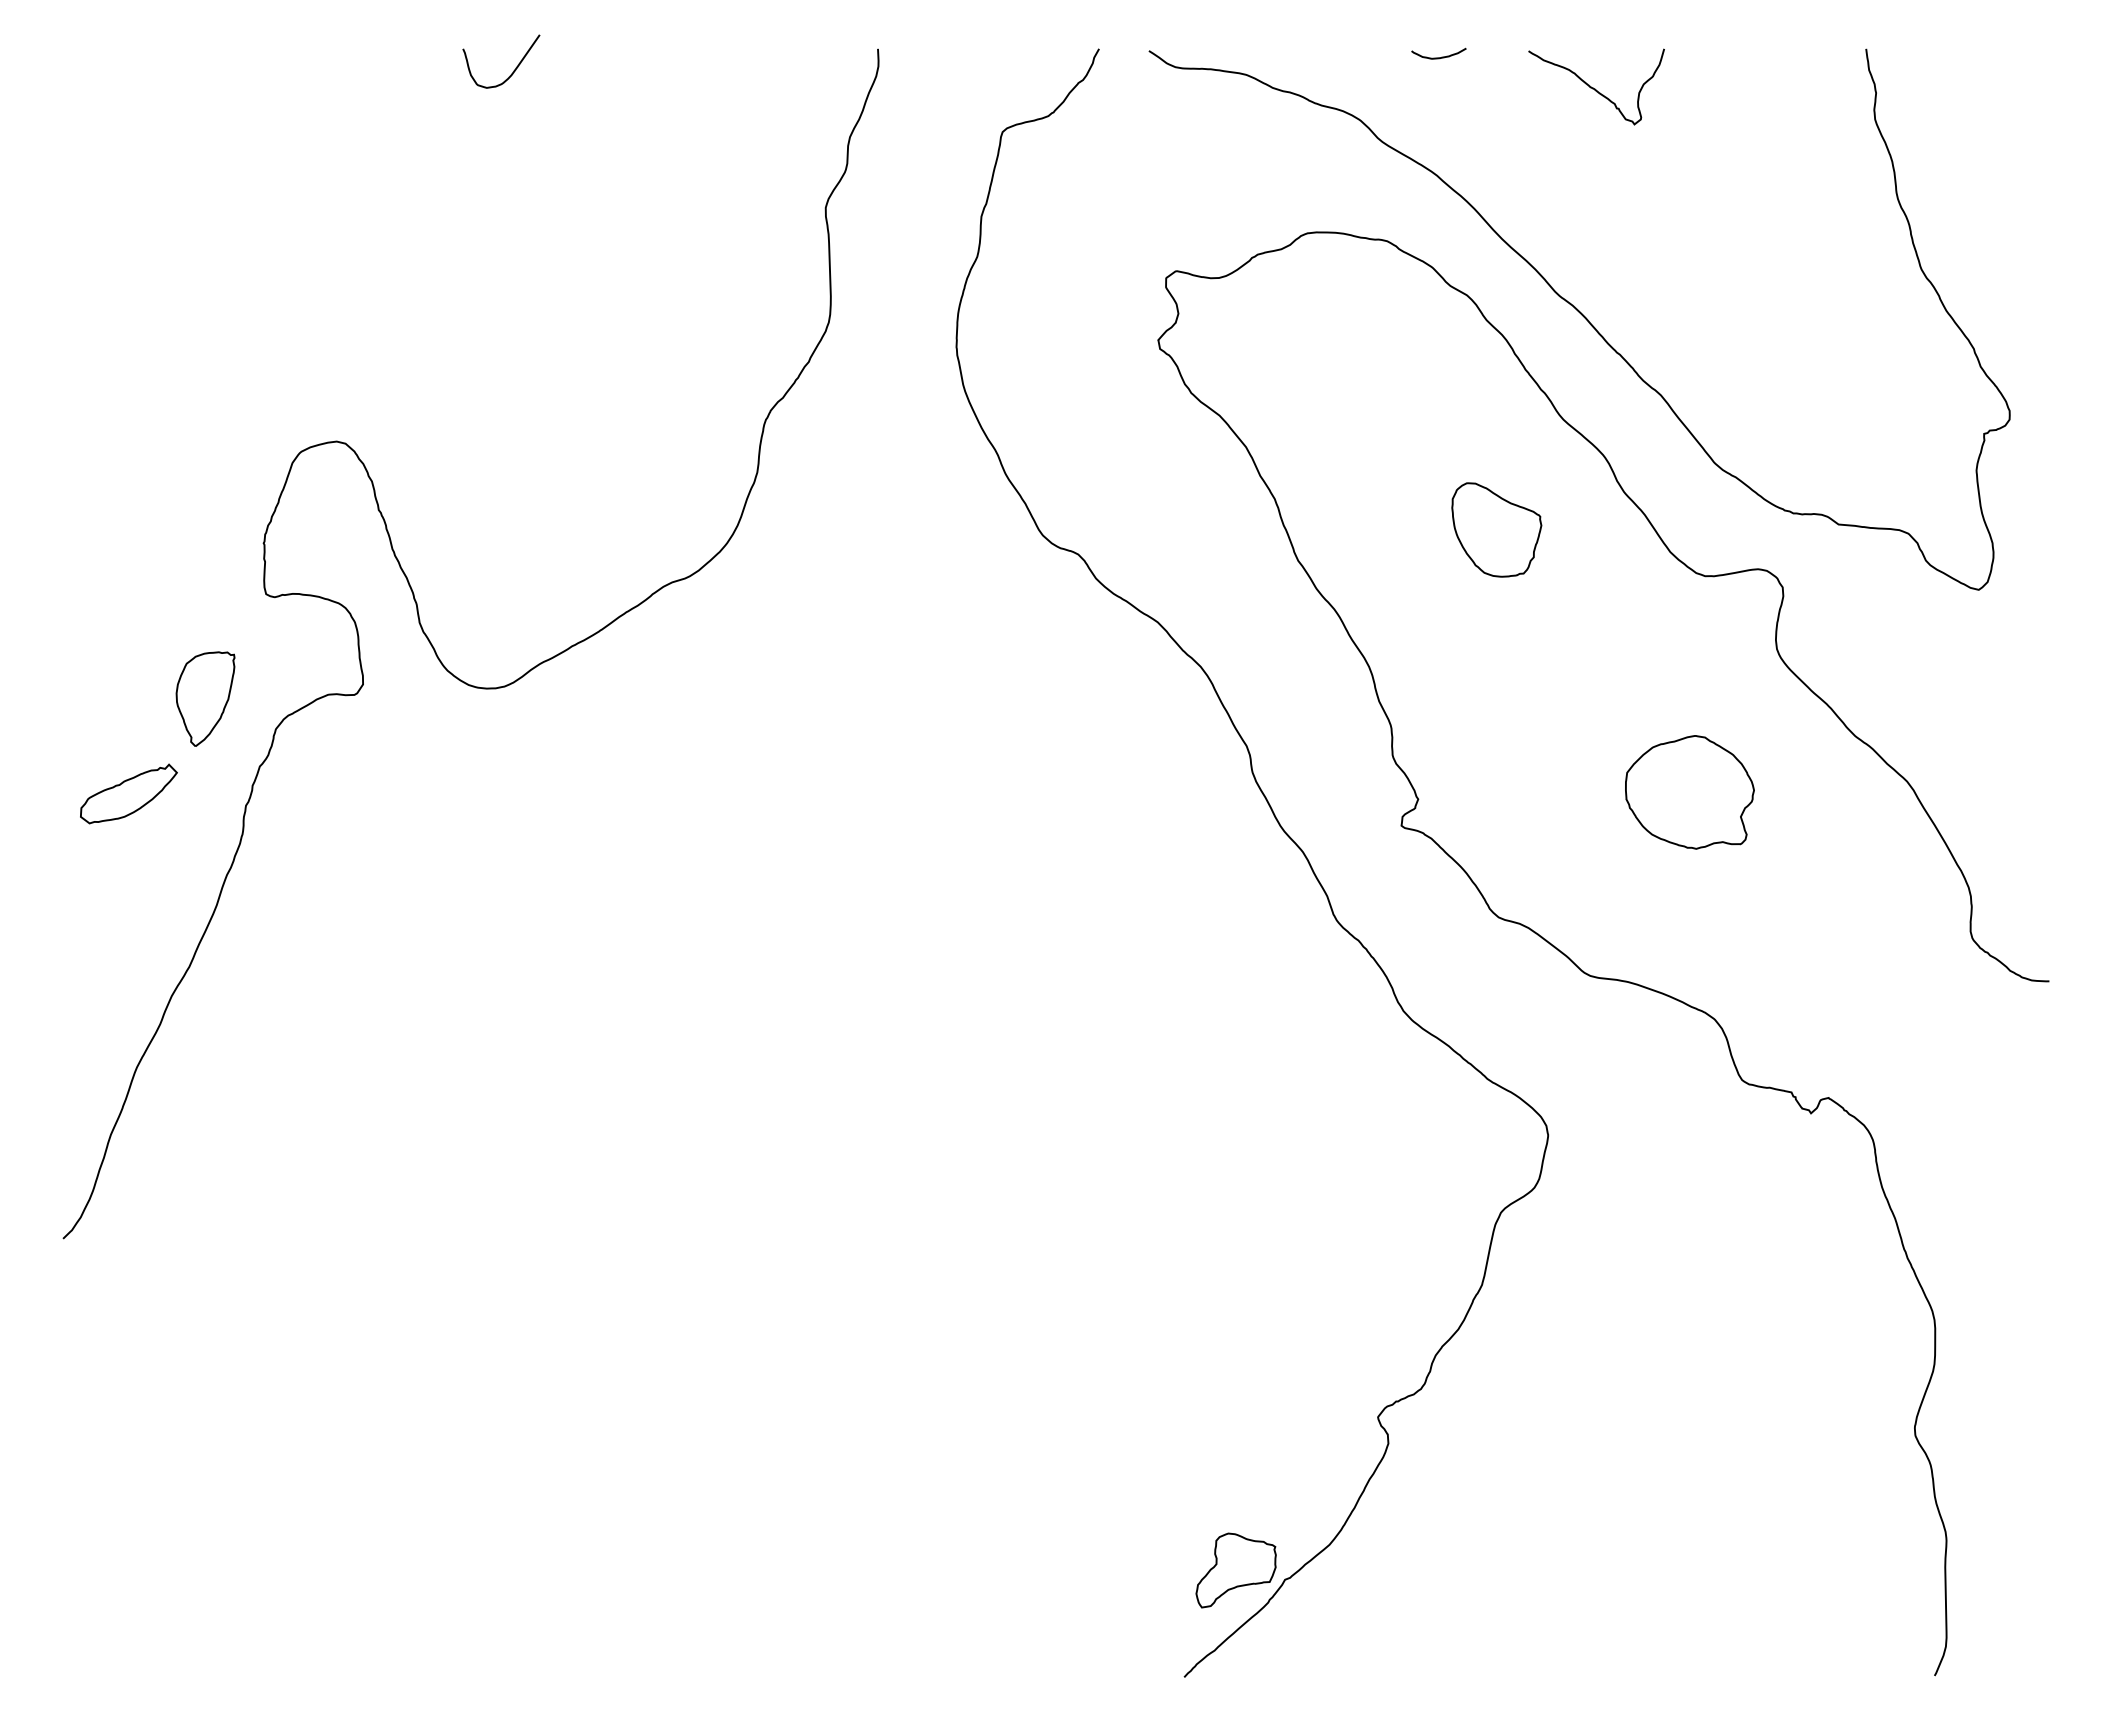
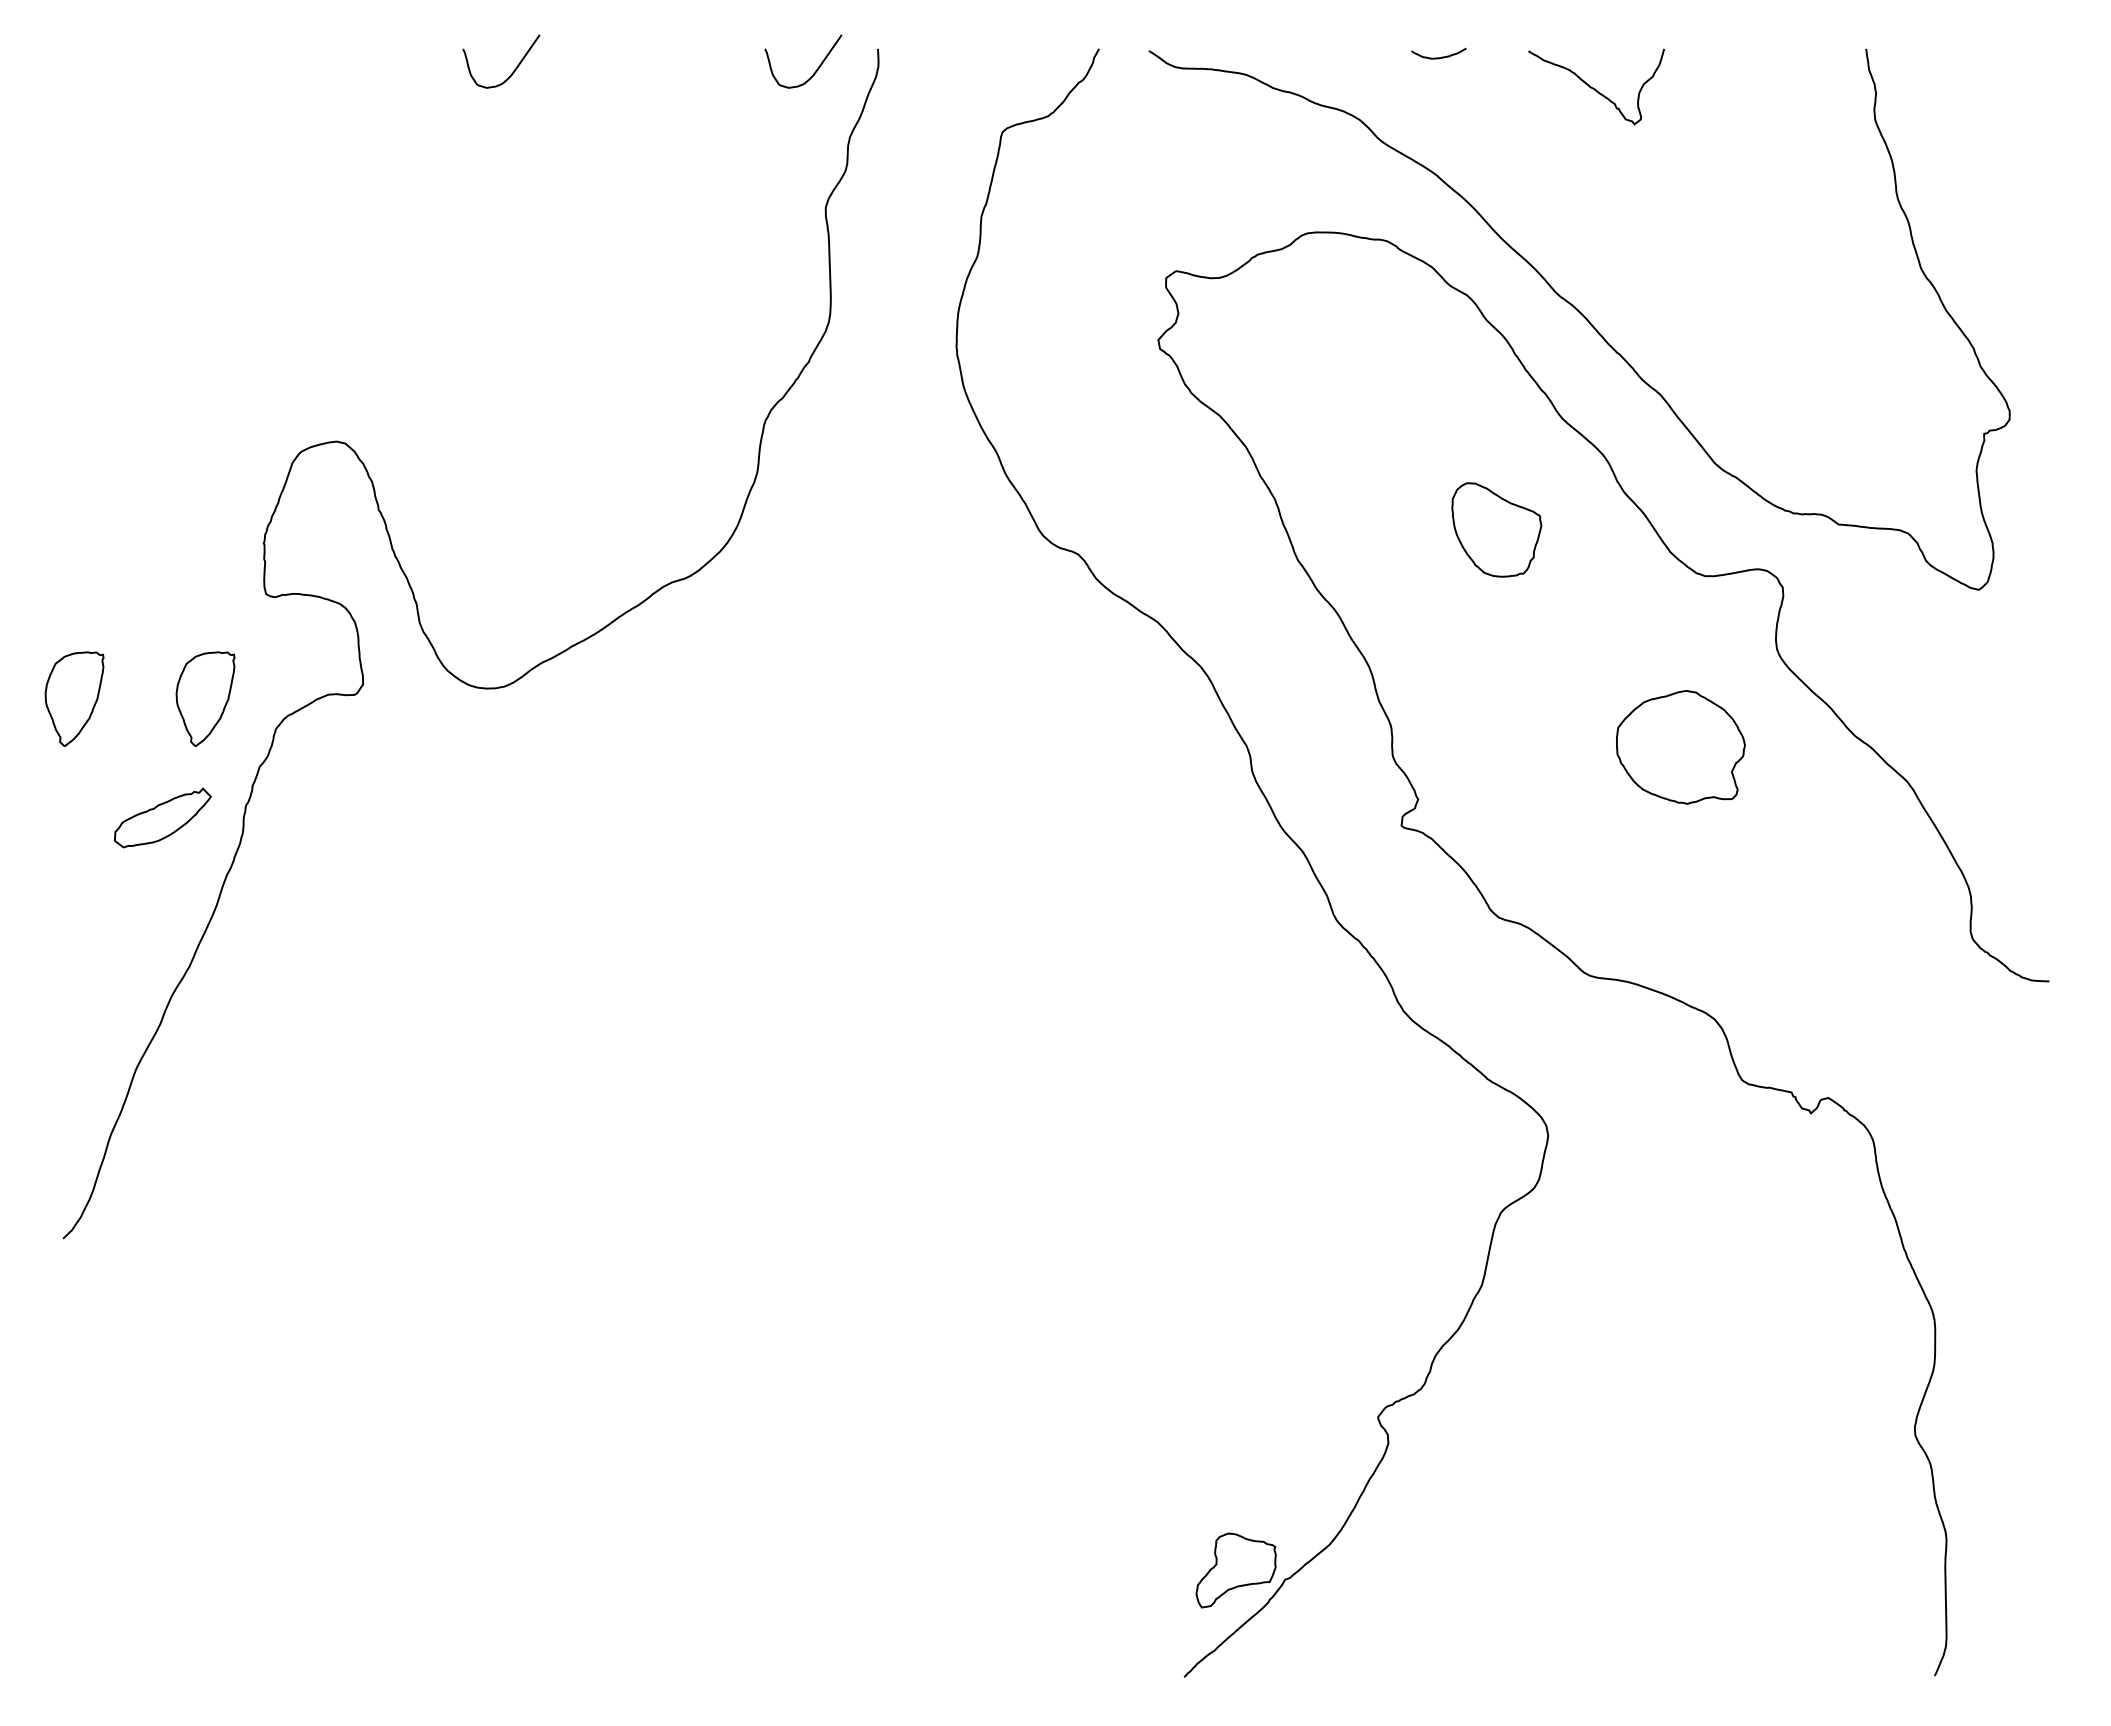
curve: none -> present (815, 70)
part: none -> present (74, 698)
part position: (1689, 792) -> (1680, 747) (1680, 747)
part position: (128, 793) -> (162, 817) (162, 817)
